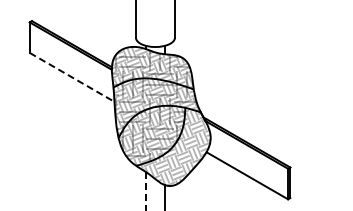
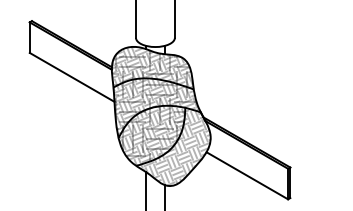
line: dashed -> solid (72, 77)
line: dashed -> solid (145, 191)
